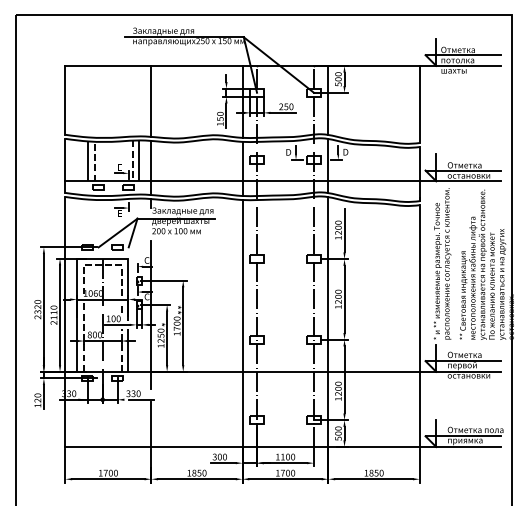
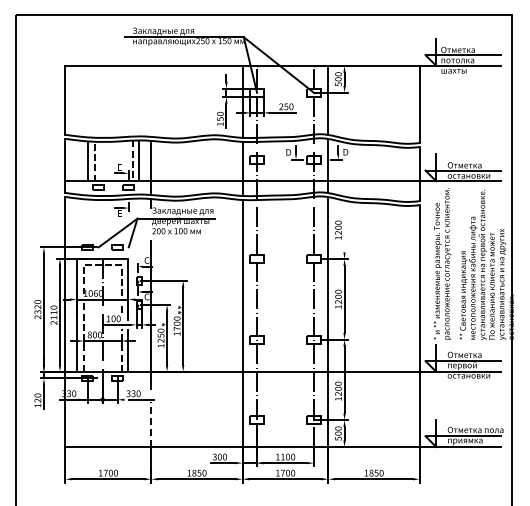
line: present -> none (151, 100)
line: present -> none (344, 230)
line: solid -> dashed (151, 424)
